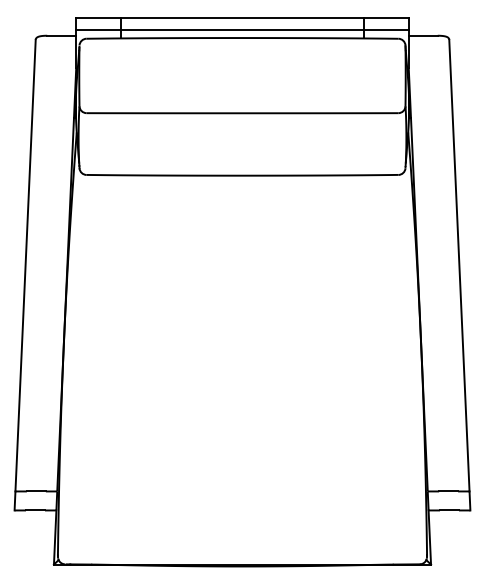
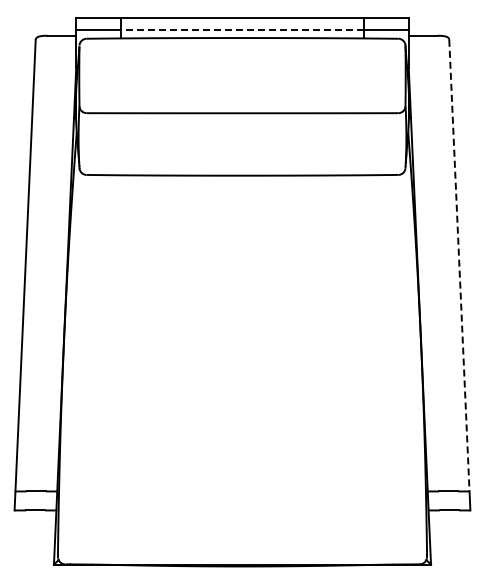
line: solid -> dashed (242, 30)
line: solid -> dashed (459, 266)
